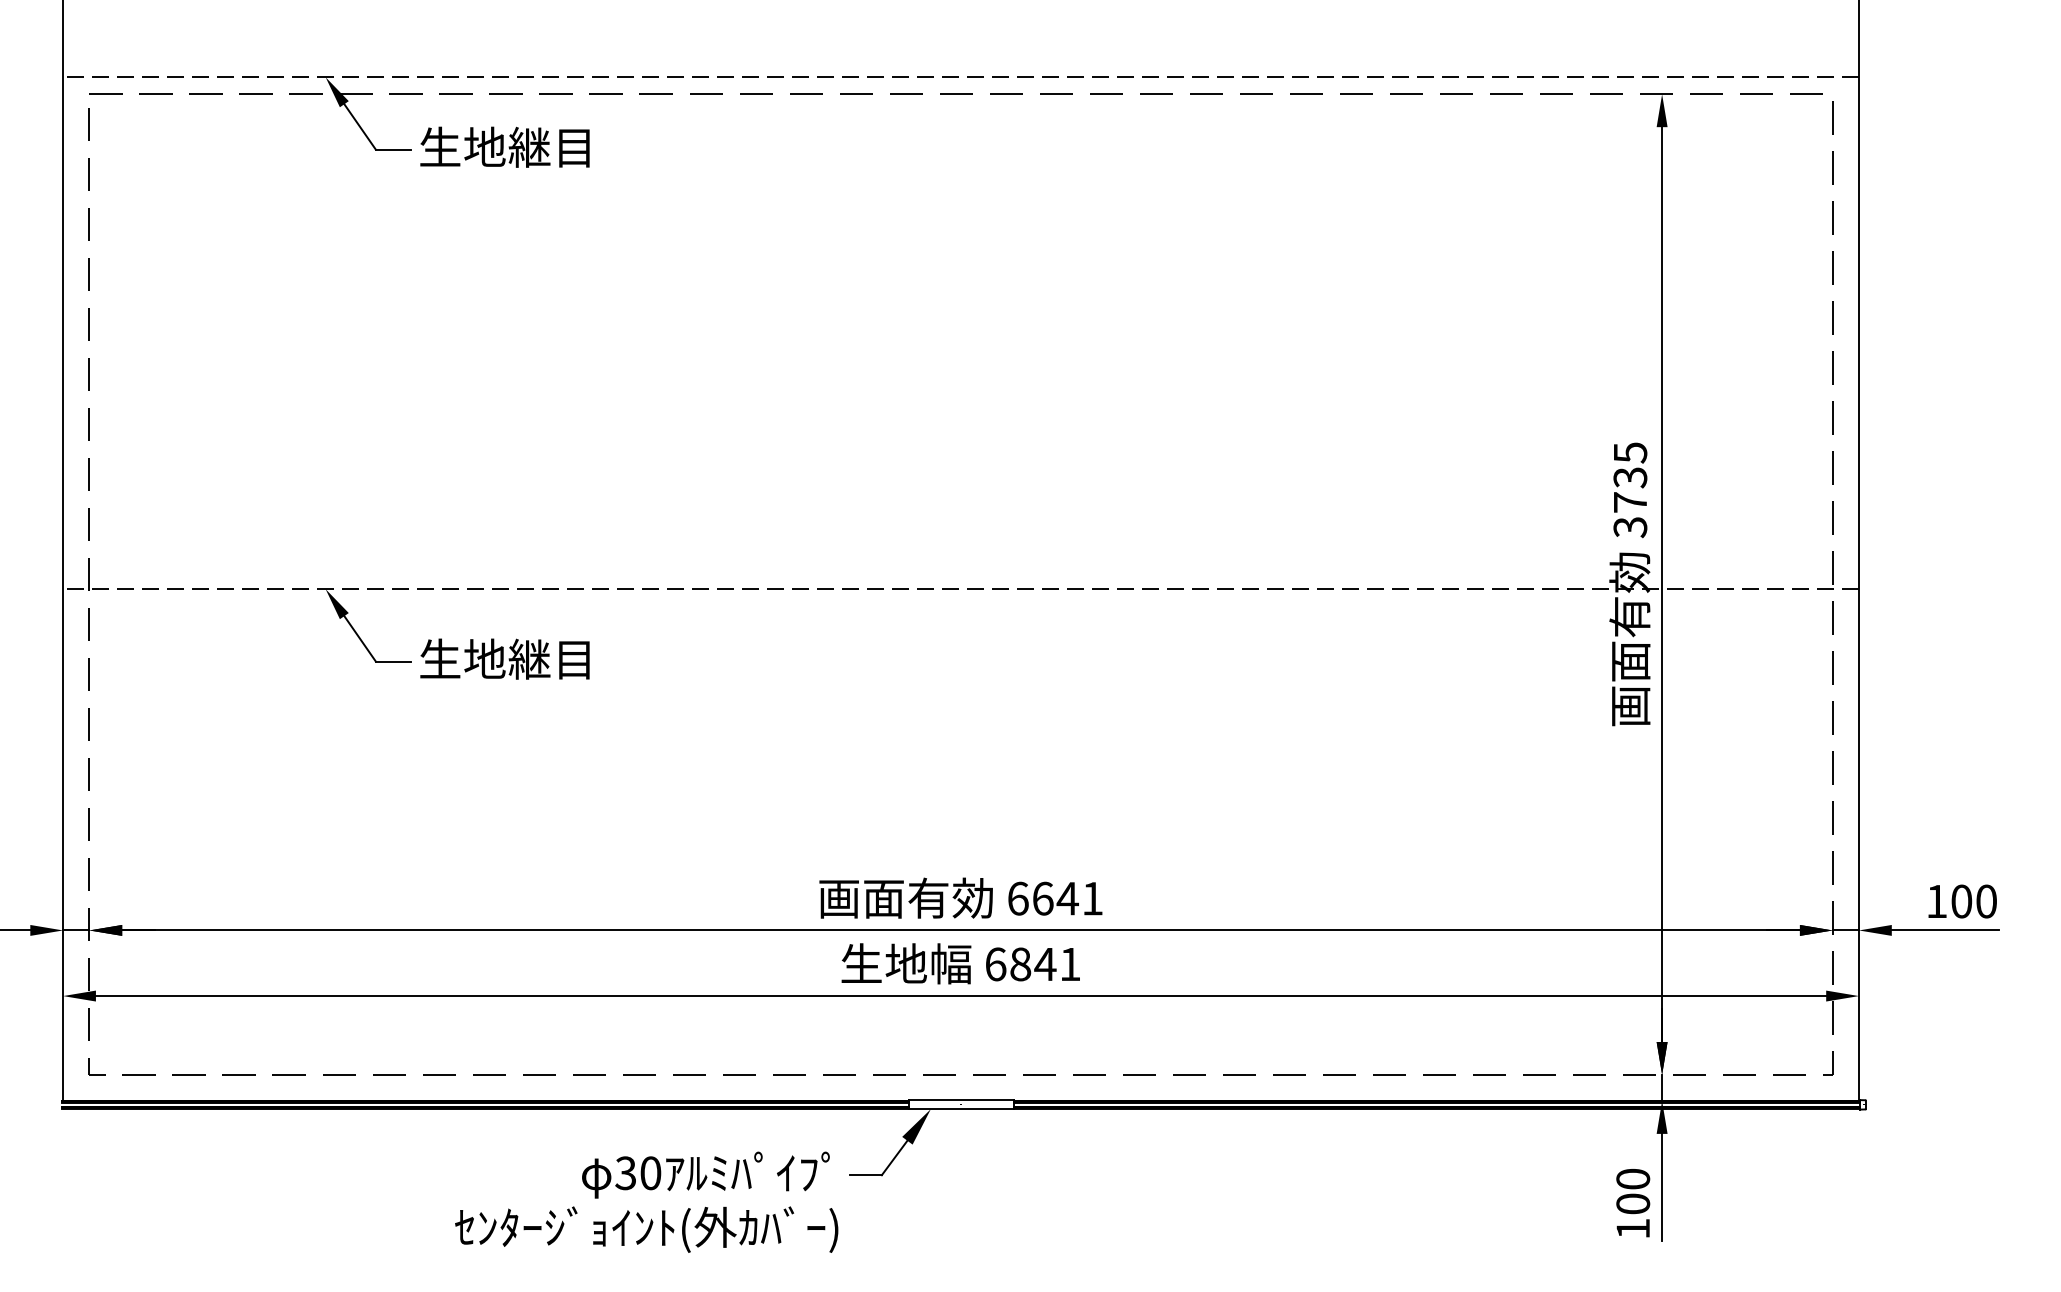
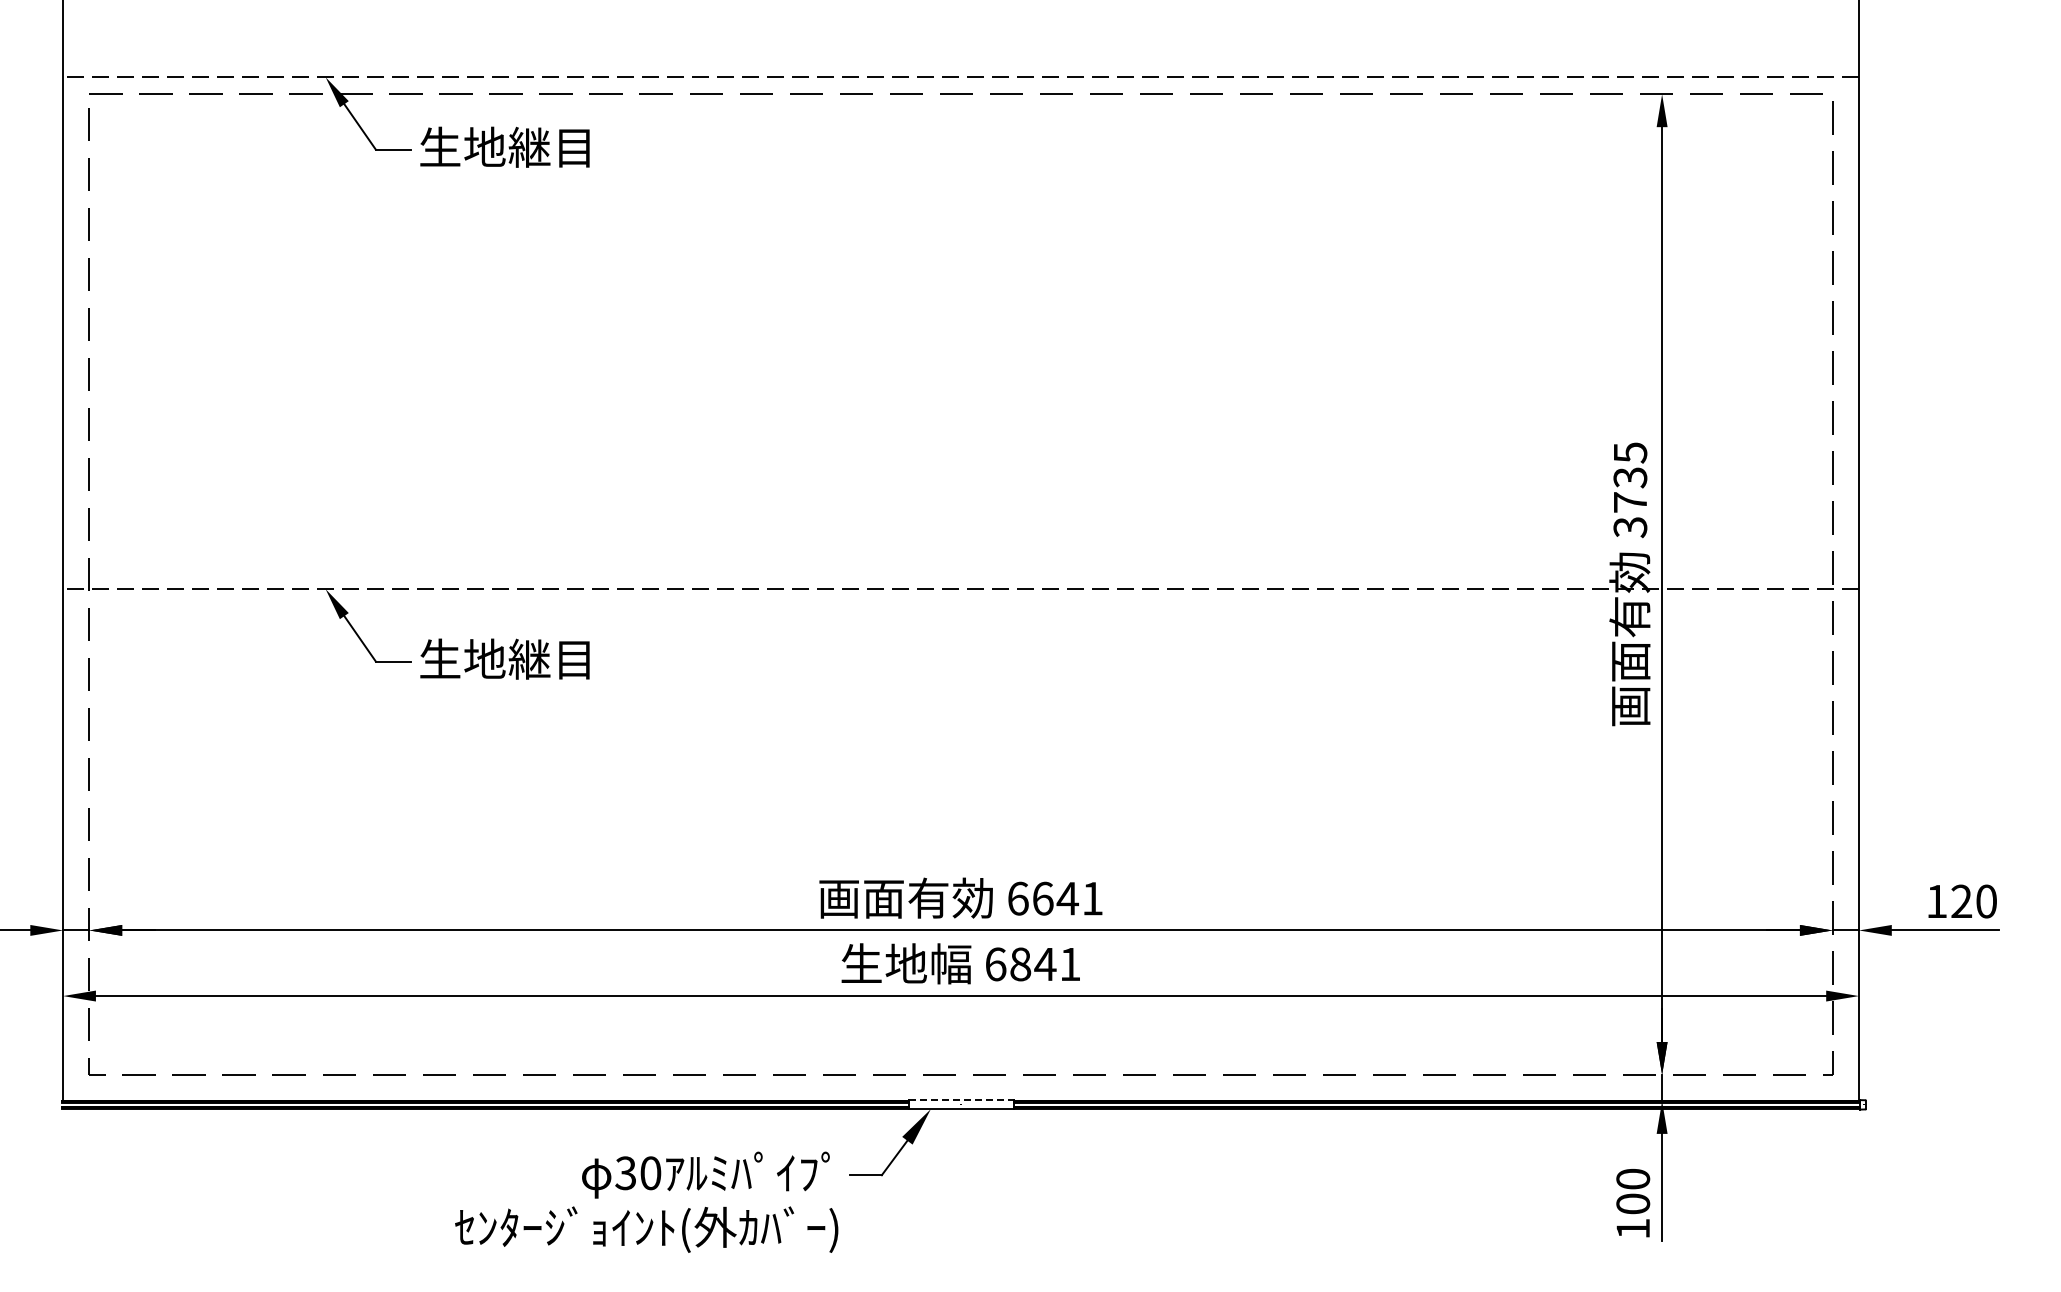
text: 100 -> 120 (1961, 901)
line: solid -> dashed (961, 1100)
